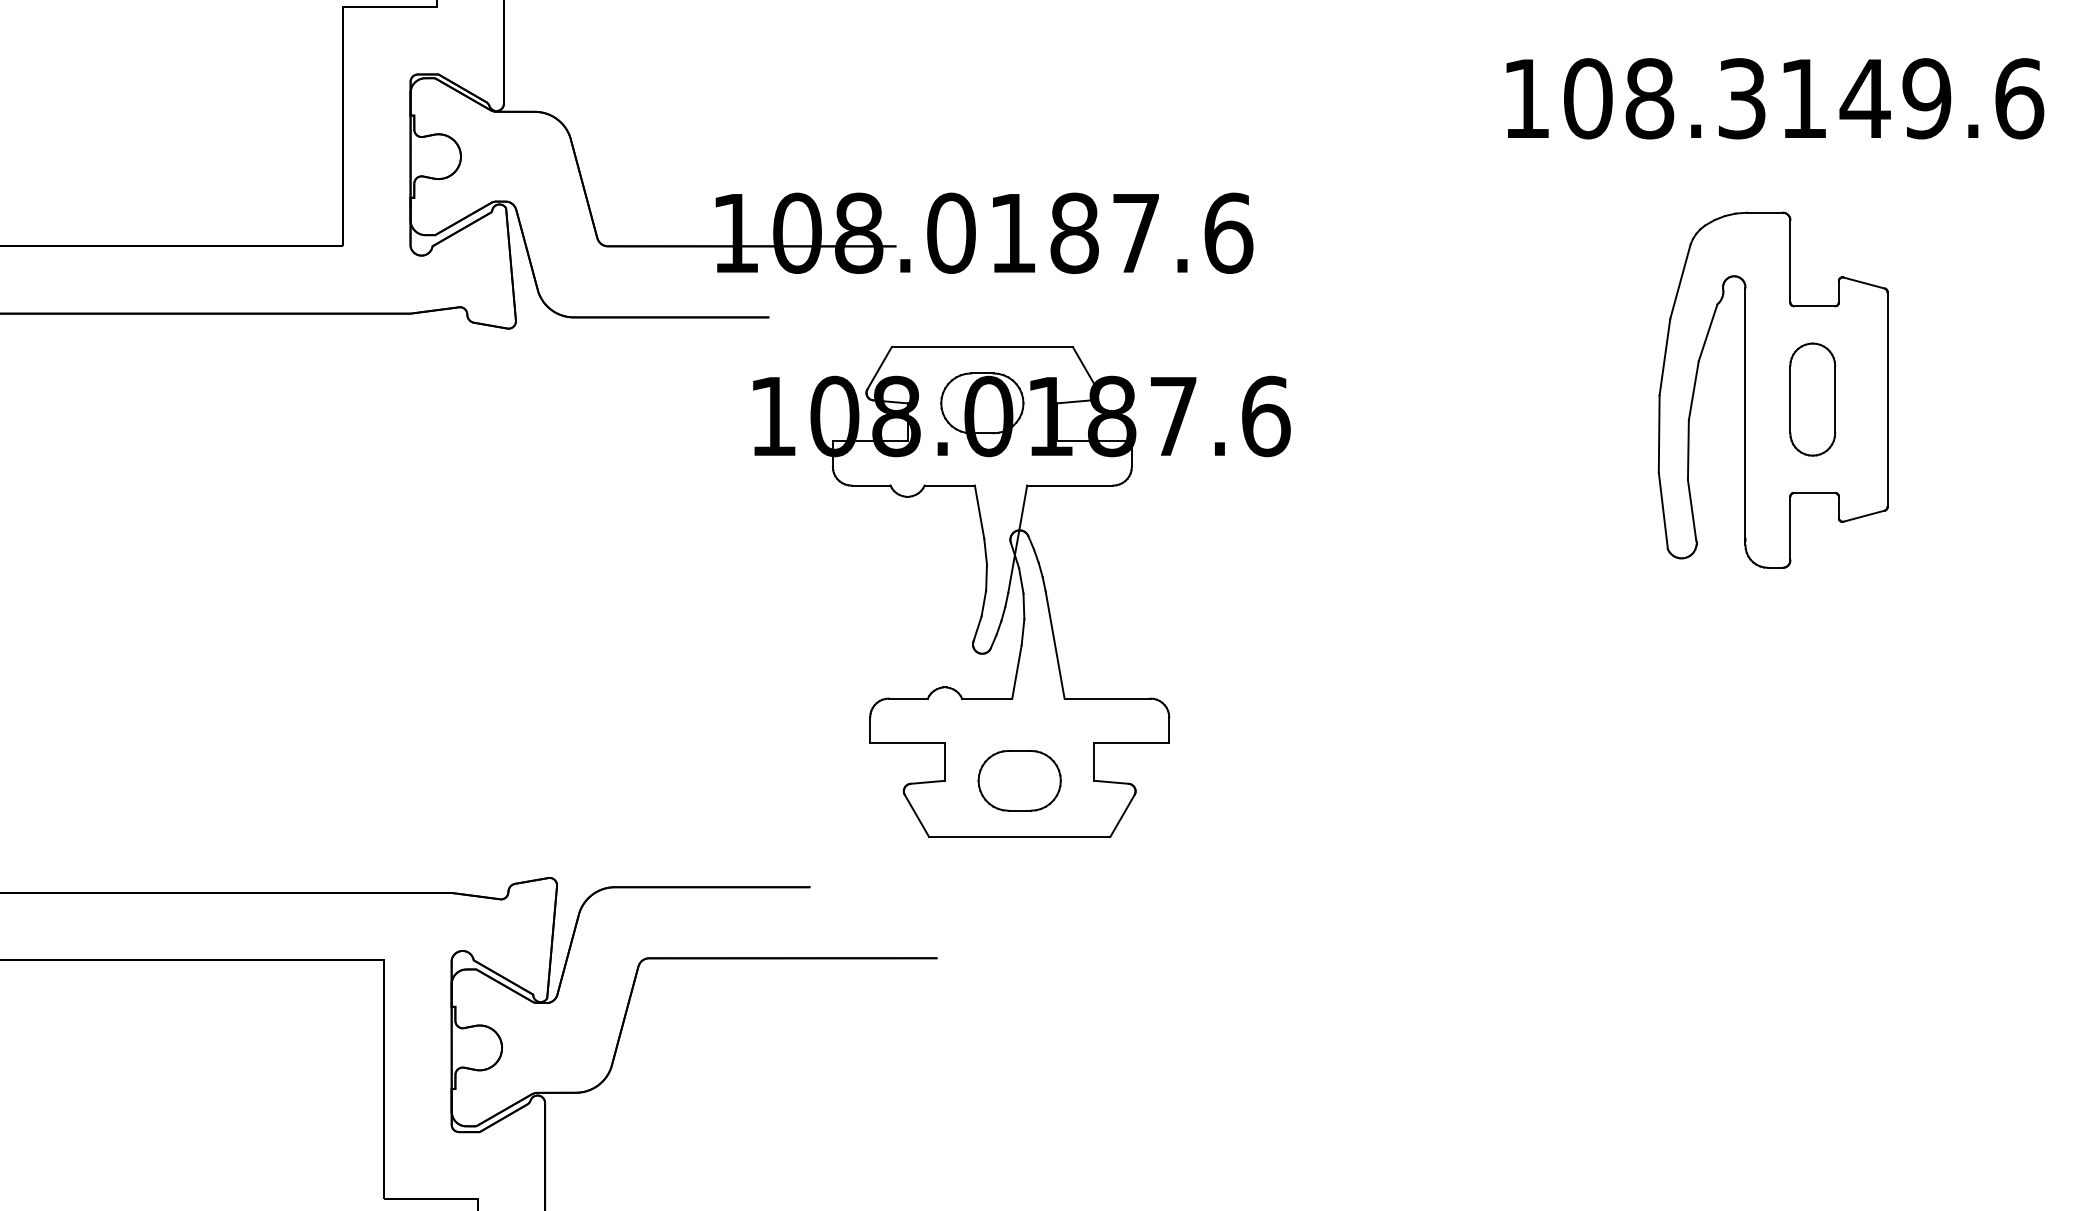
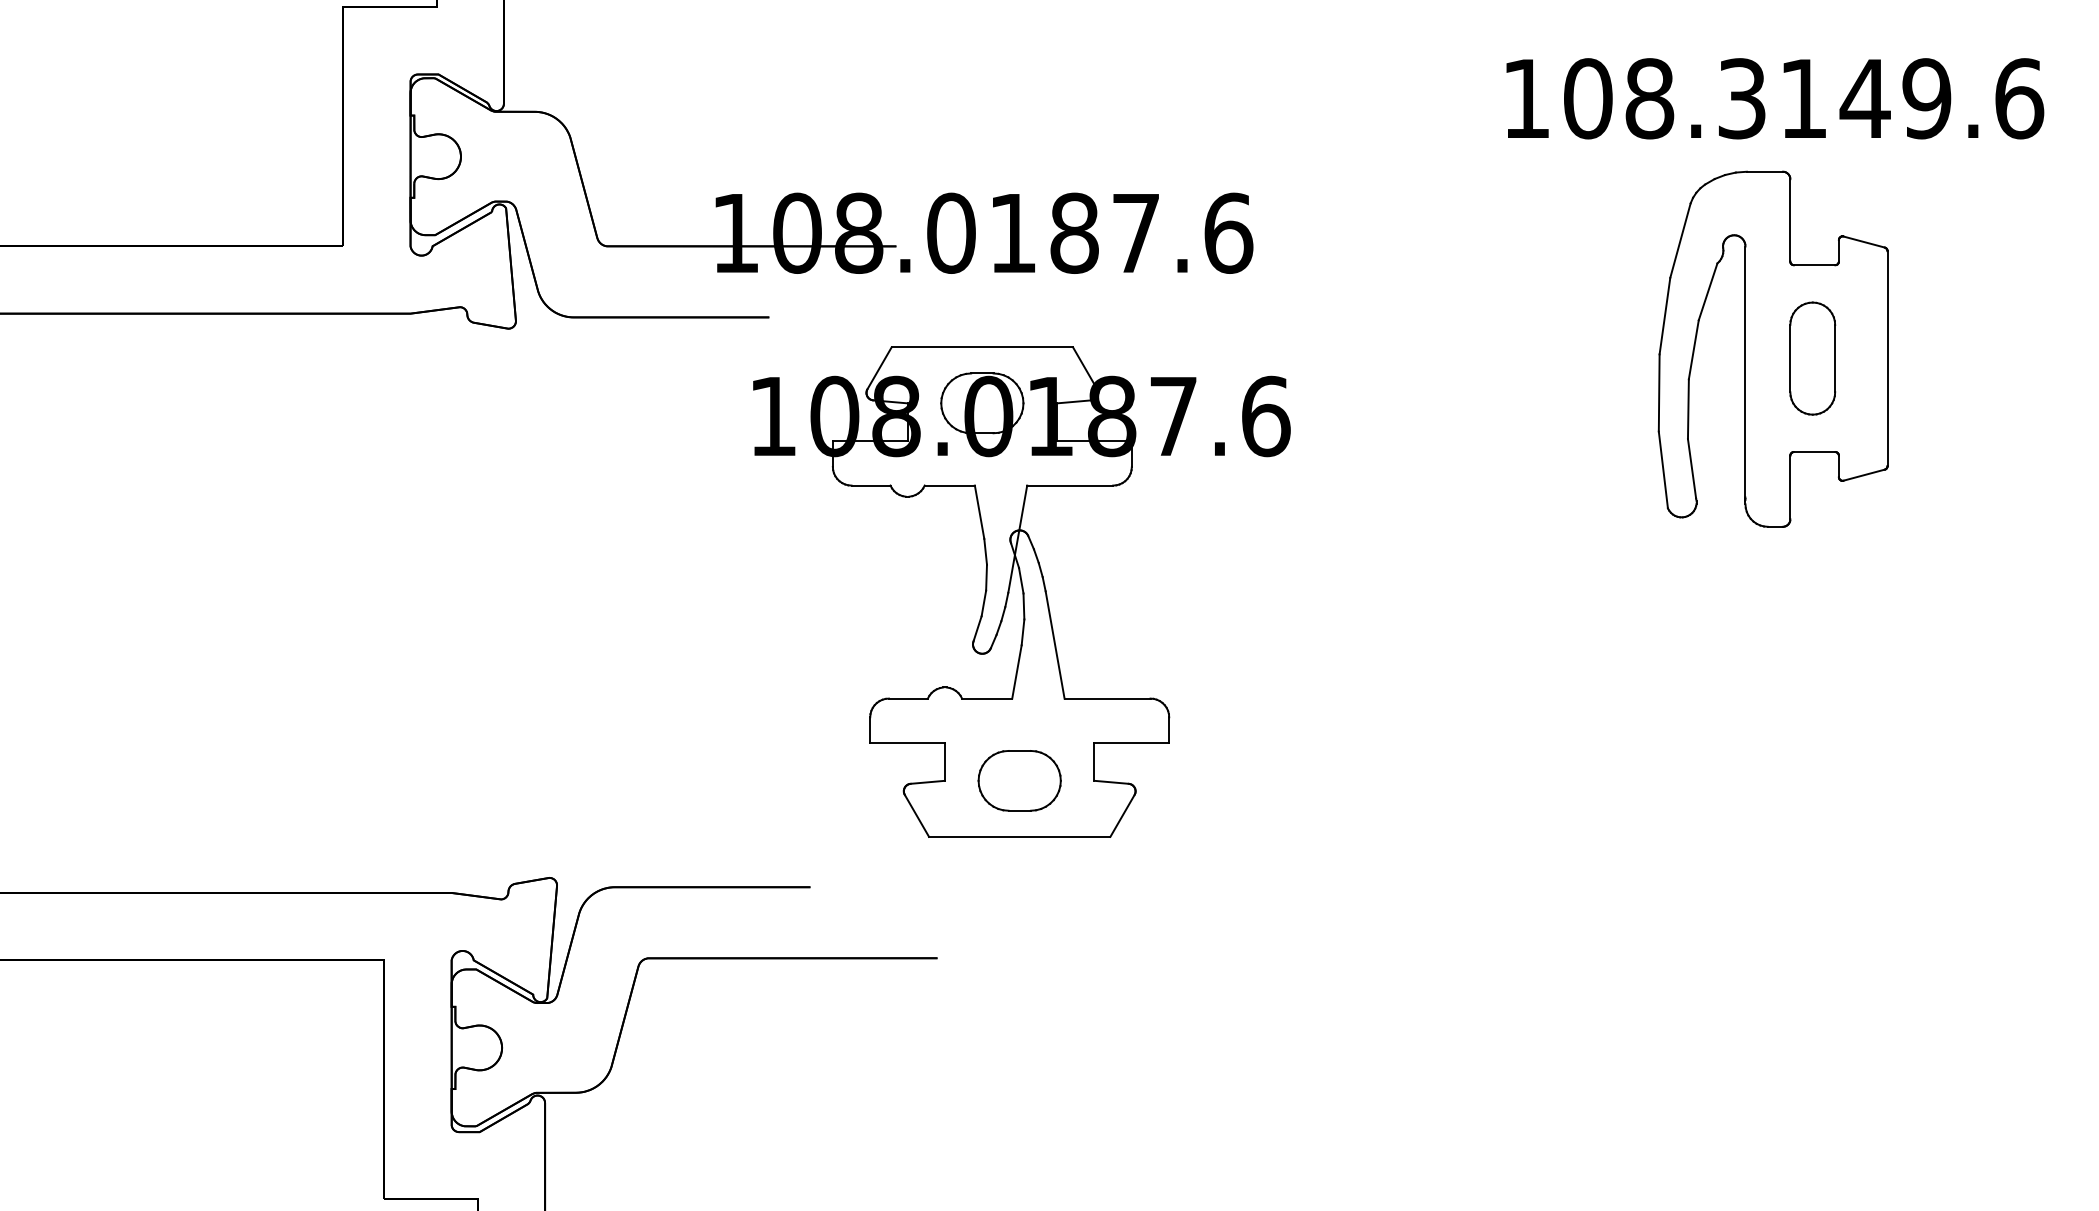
part position: (1772, 389) -> (1772, 348) (1772, 348)
